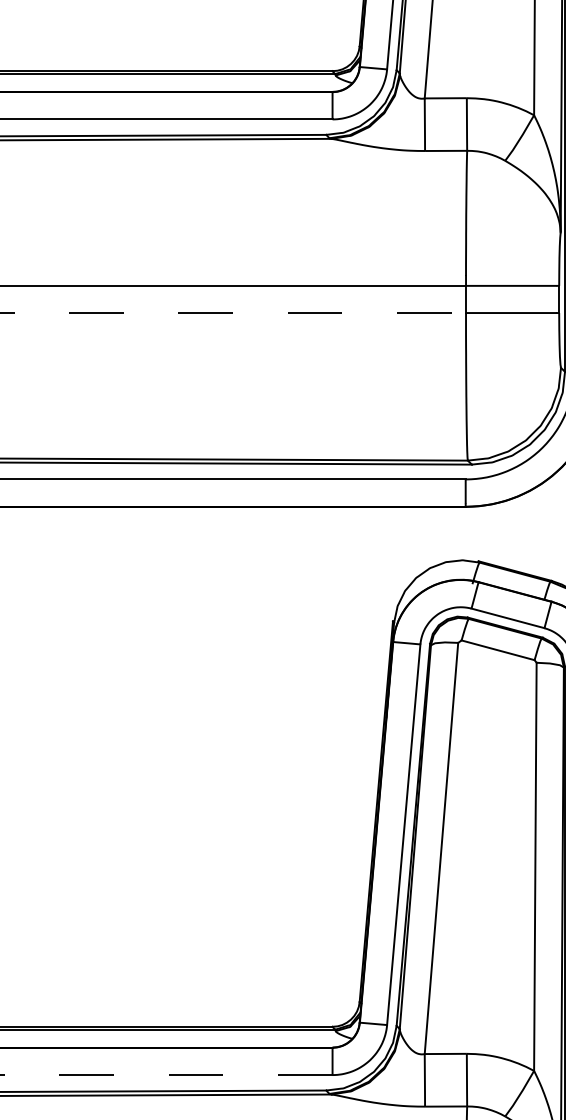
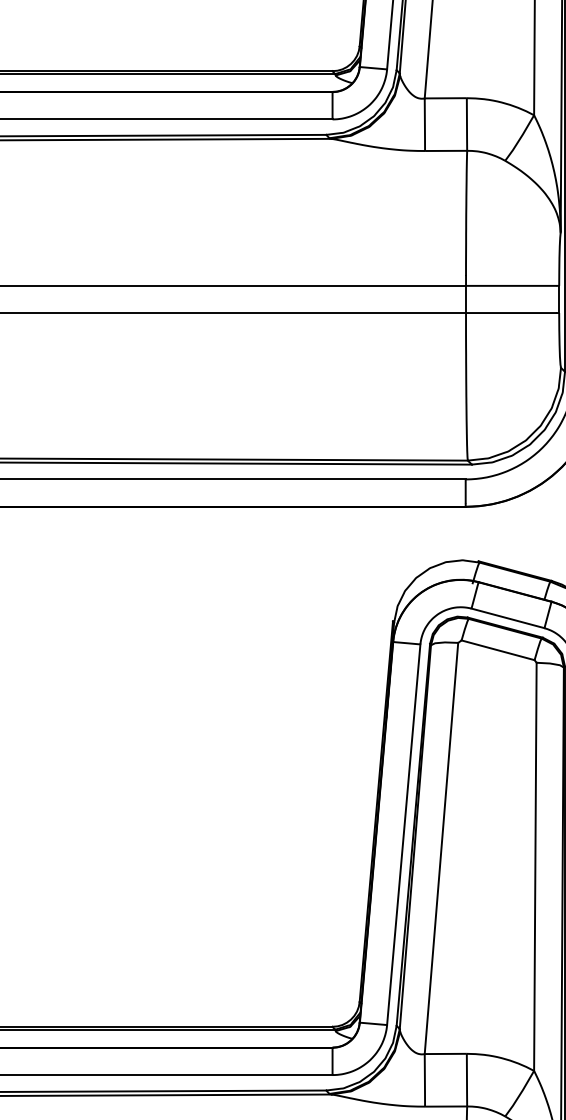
line: dashed -> solid (233, 313)
line: dashed -> solid (166, 1075)
